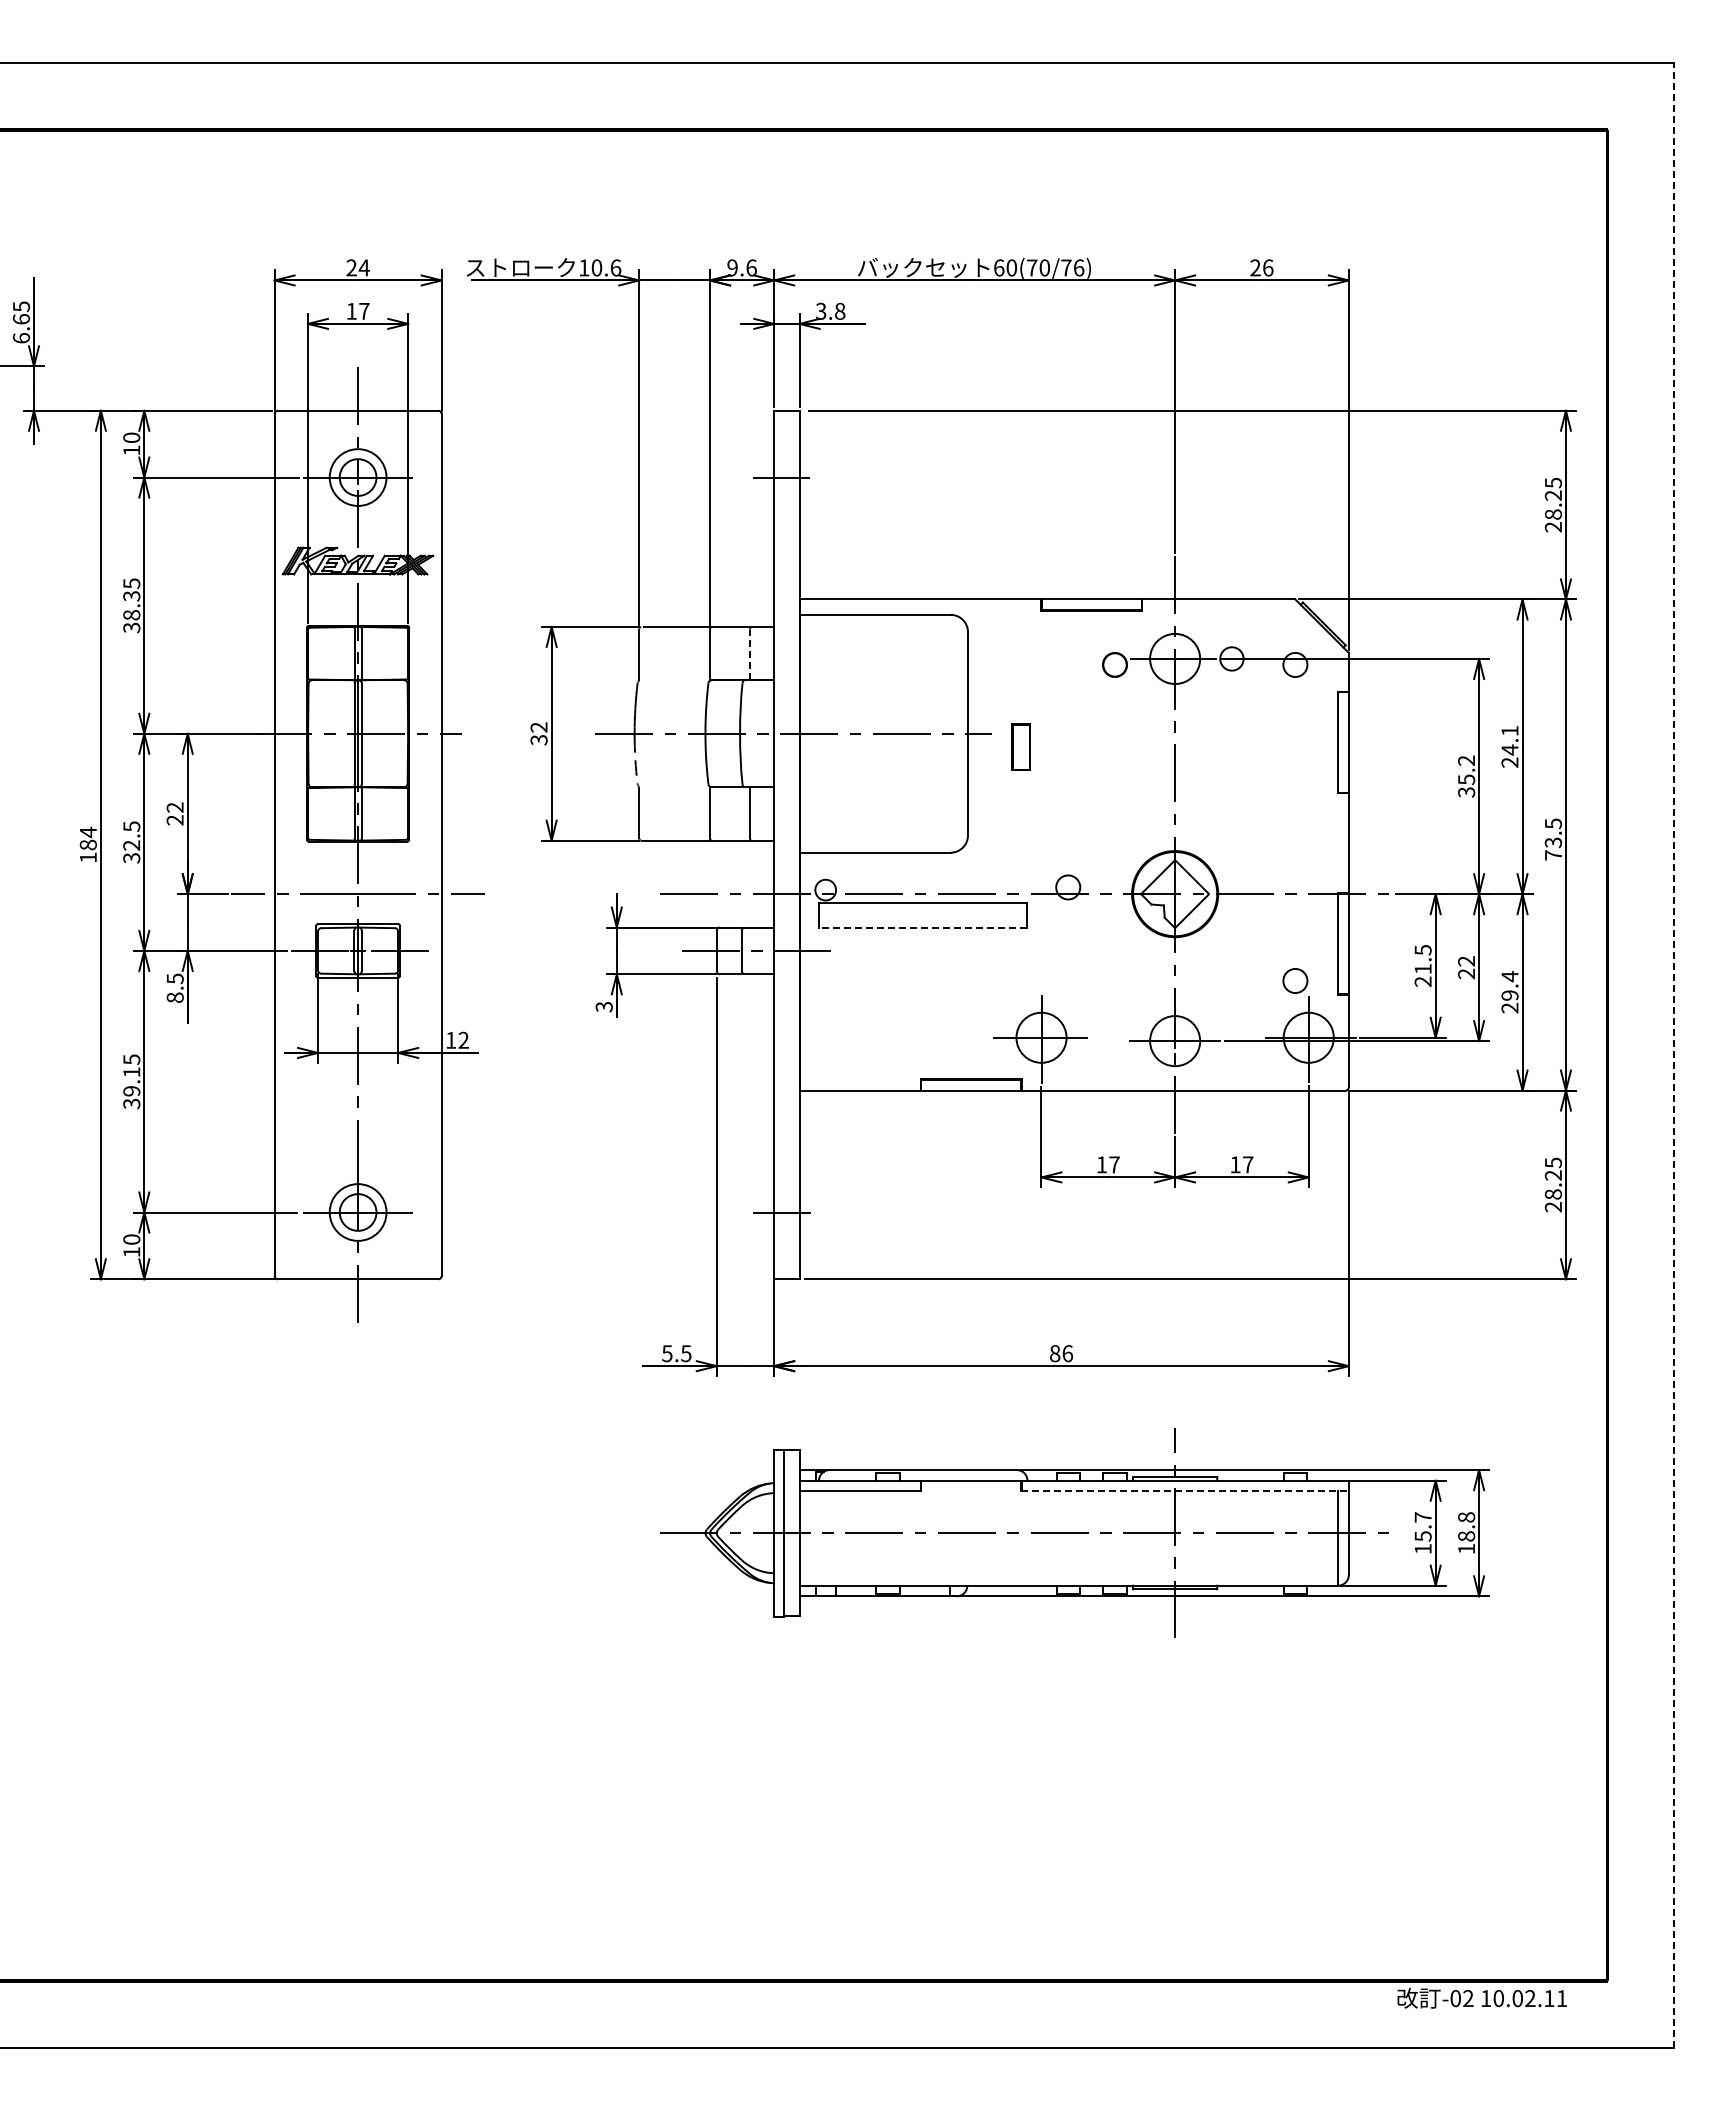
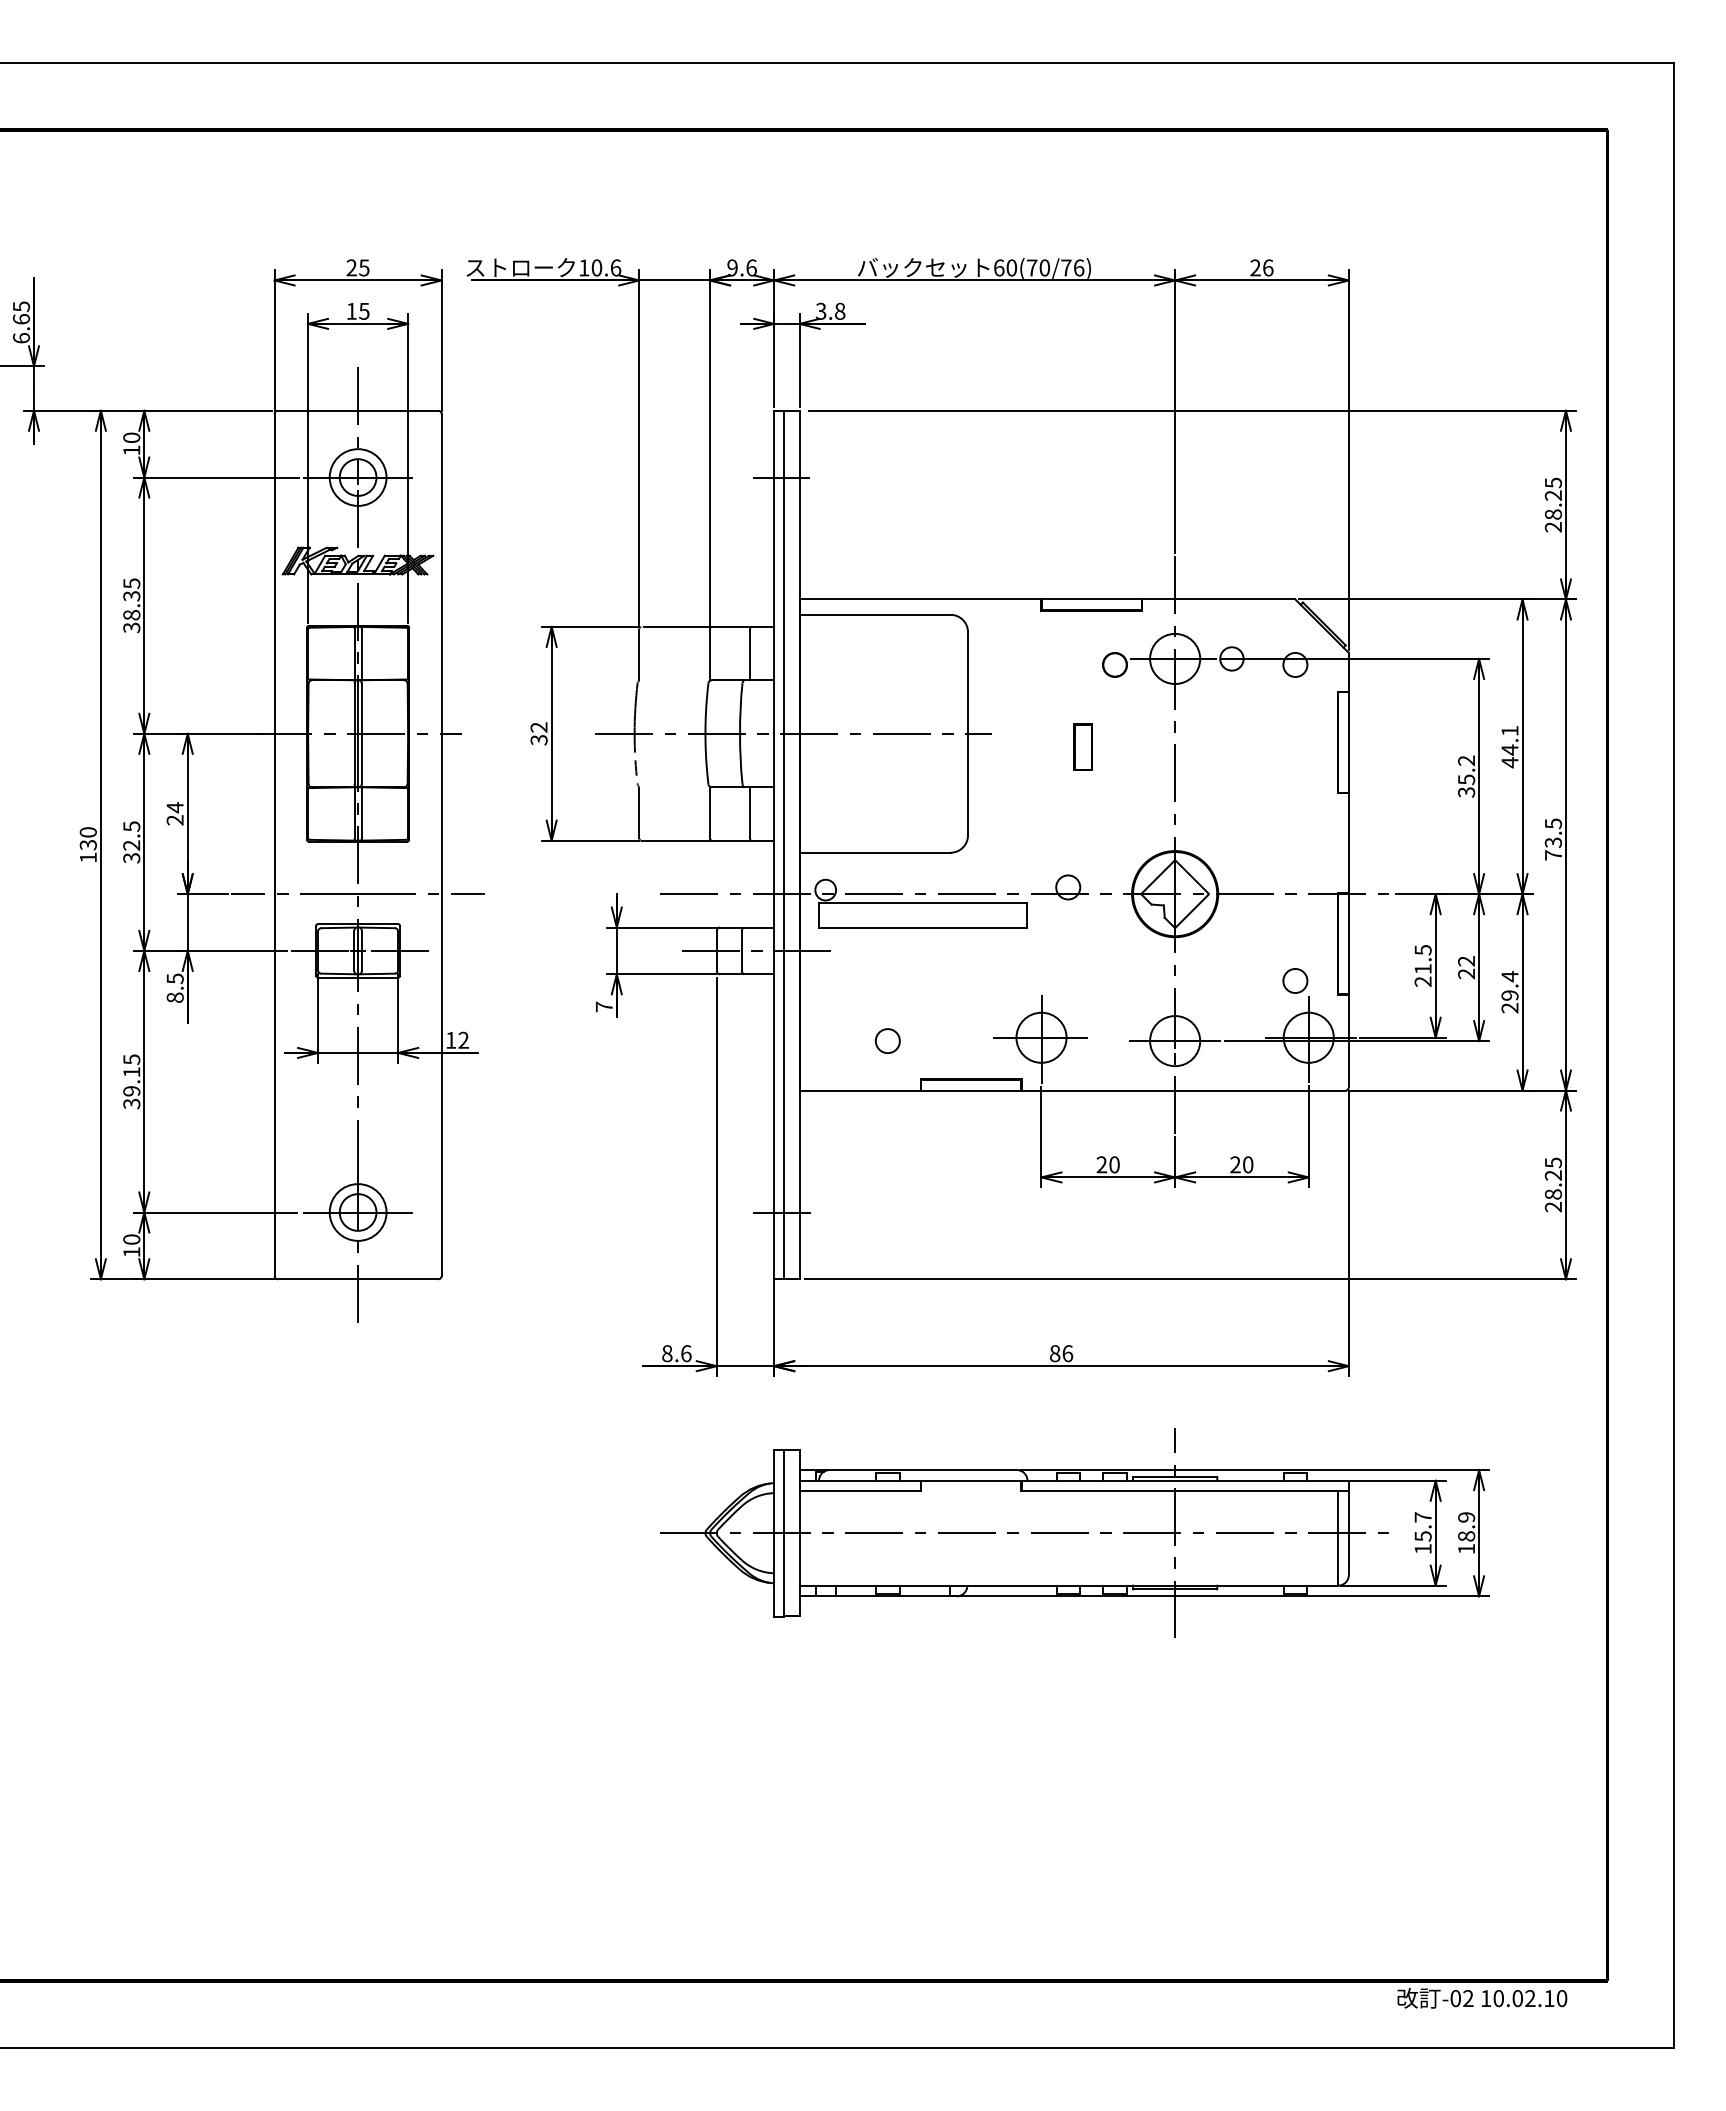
text: 24 -> 25 (363, 267)
text: 17 -> 15 (364, 311)
line: dashed -> solid (749, 654)
part position: (1020, 746) -> (1082, 746) (1082, 746)
text: 24.1 -> 44.1 (1509, 762)
text: 22 -> 24 (174, 807)
text: 184 -> 130 (87, 838)
line: none -> present (784, 844)
line: dashed -> solid (922, 928)
text: 3 -> 7 (603, 1006)
circle: none -> present (887, 1040)
line: dashed -> solid (1674, 1055)
text: 17 -> 20 (1107, 1164)
text: 17 -> 20 (1241, 1164)
text: 5.5 -> 8.6 (676, 1353)
line: dashed -> solid (1185, 1491)
text: 18.8 -> 18.9 (1466, 1517)
text: 10.02.11 -> 10.02.10 (1562, 1998)
